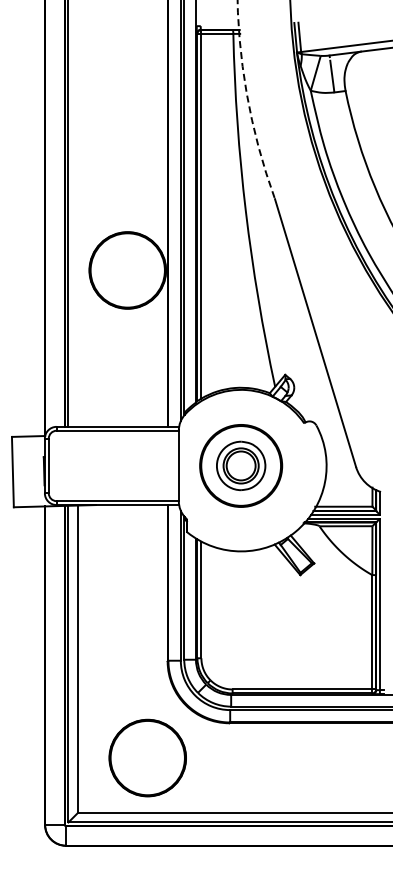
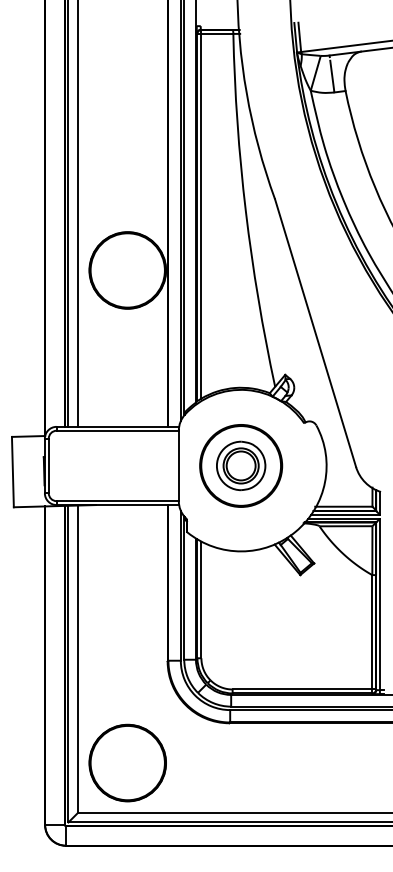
arc: dashed -> solid (248, 100)
line: none -> present (78, 214)
part position: (147, 757) -> (127, 762) (127, 762)
